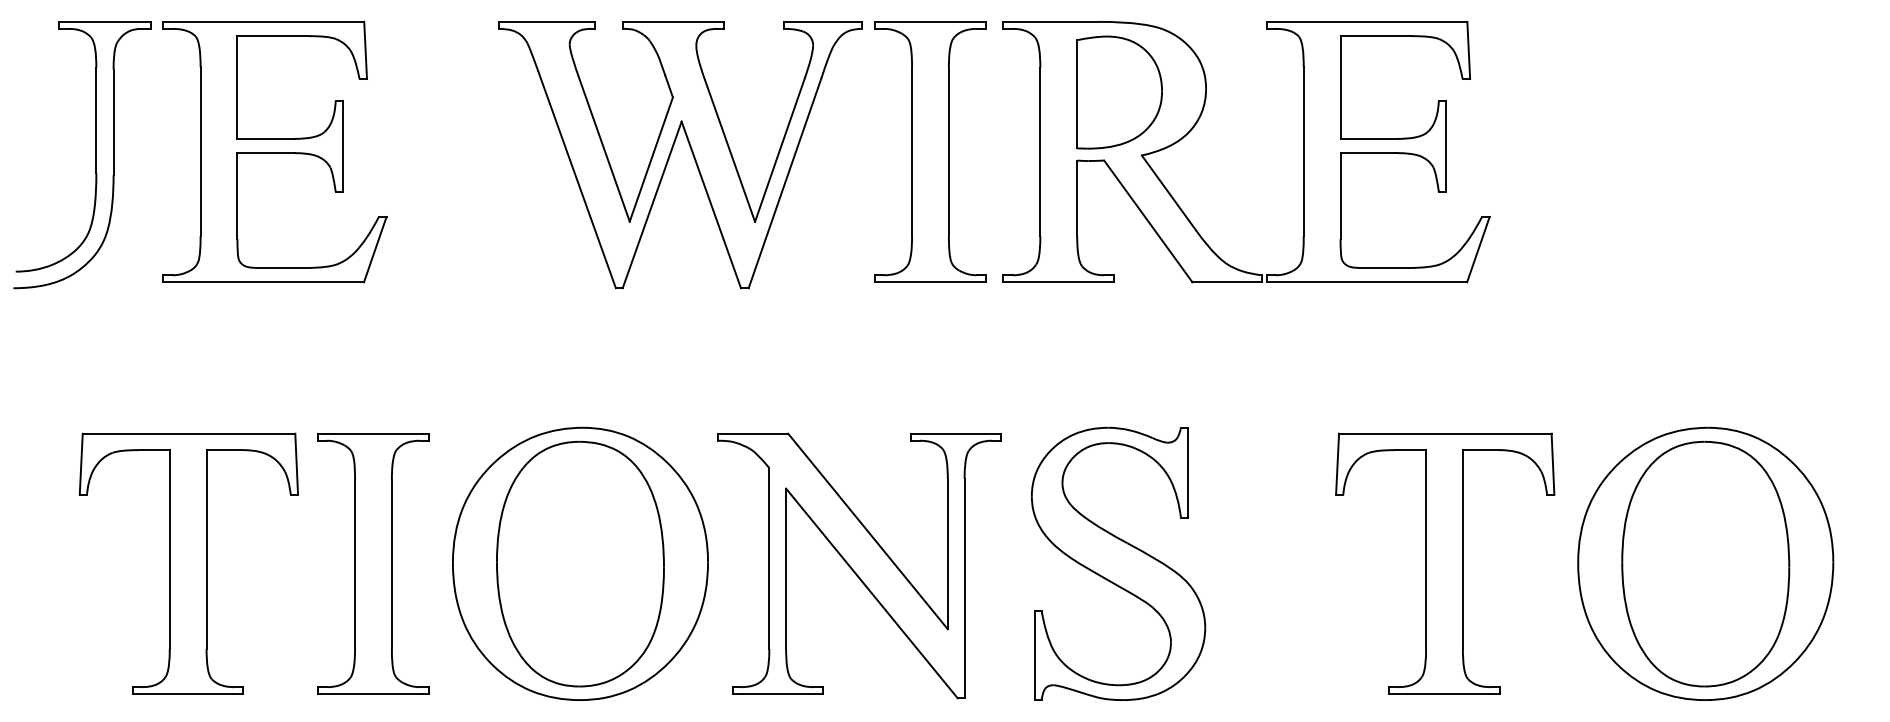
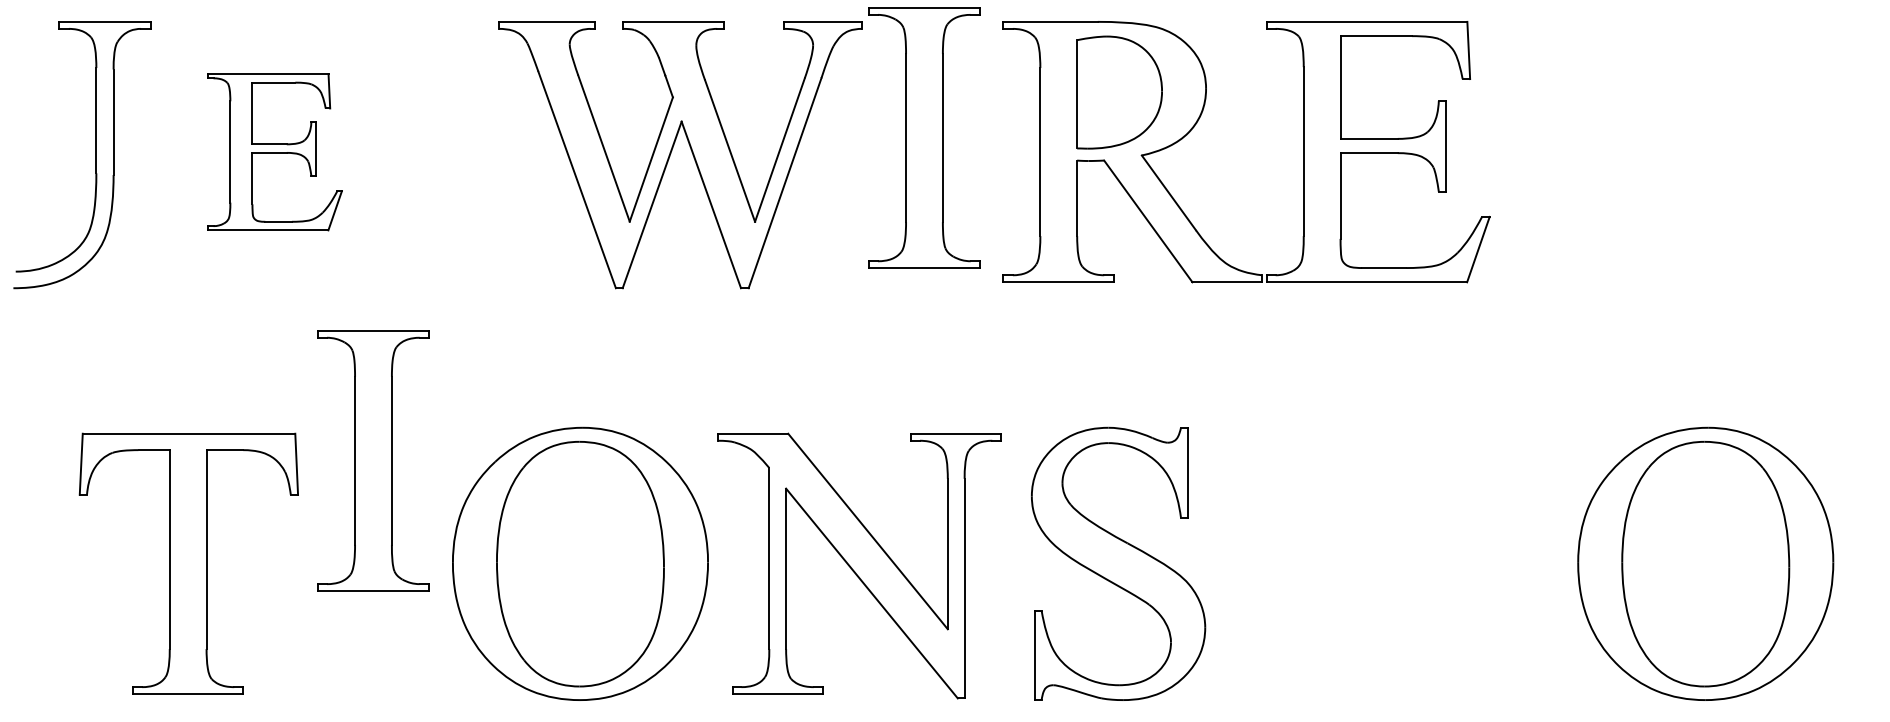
part position: (930, 151) -> (924, 137) (924, 137)
part size: 226x263 px -> 136x159 px (274, 152)
part position: (373, 563) -> (373, 460) (373, 460)
part: present -> none (1445, 563)
